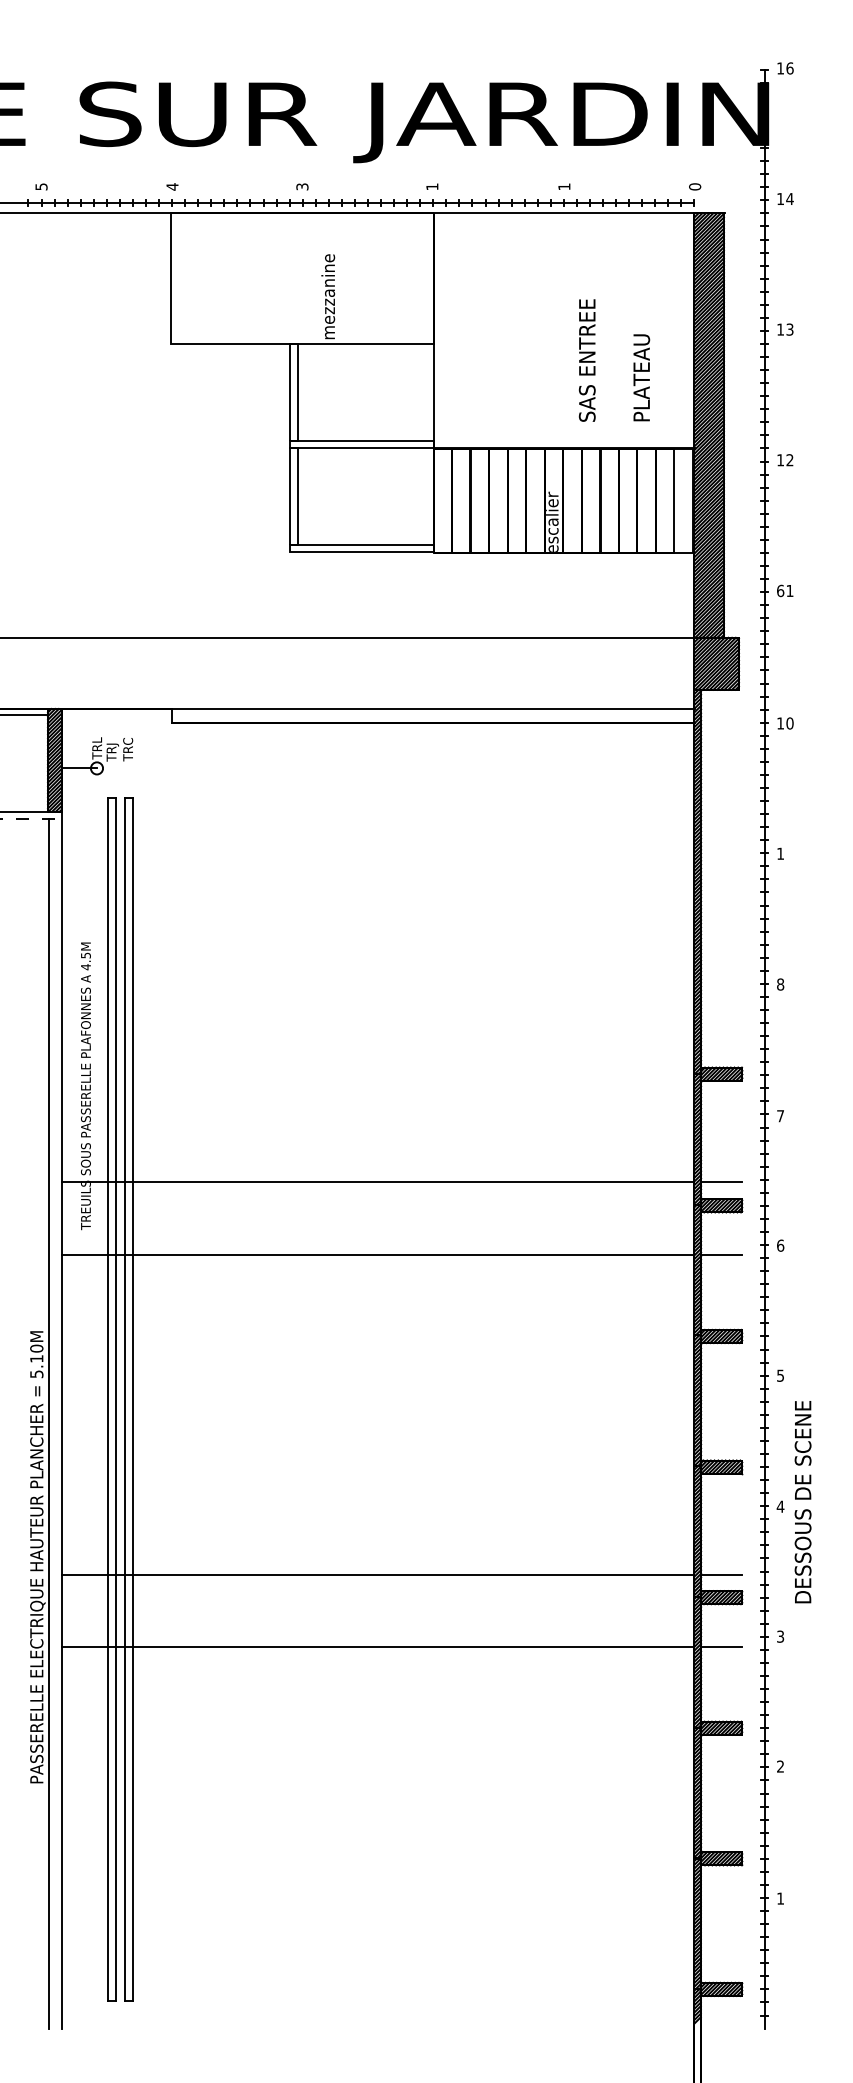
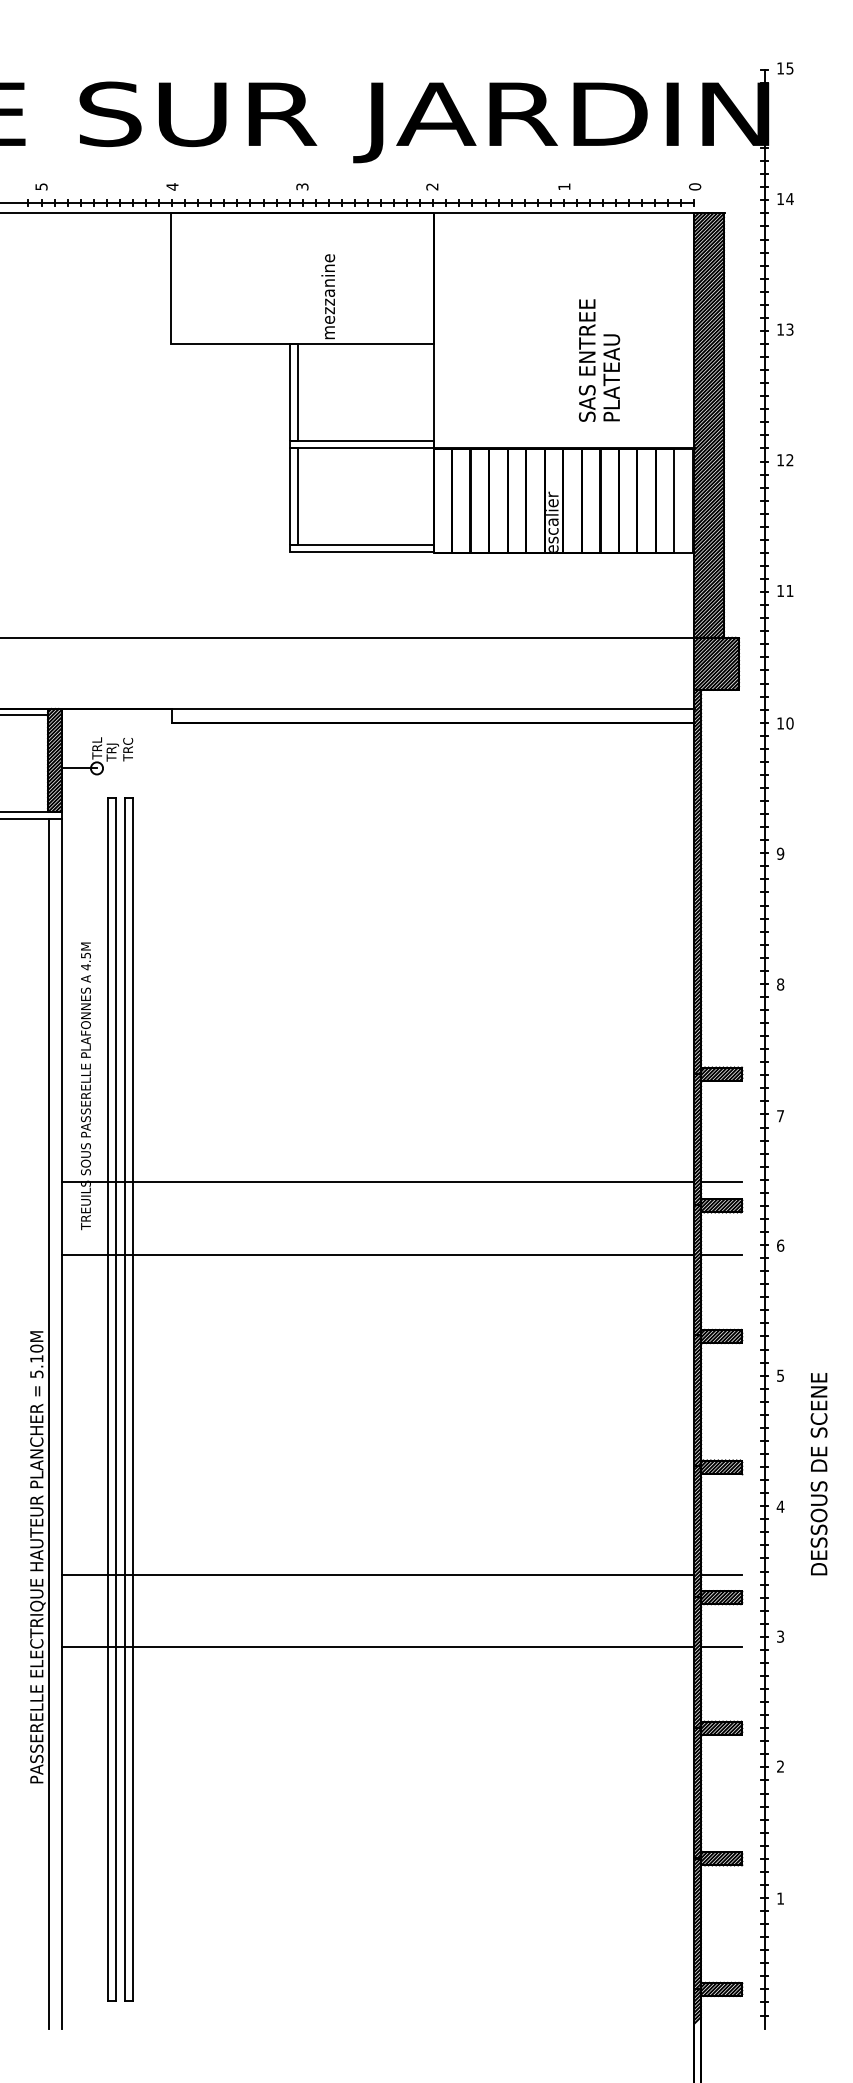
text: 16 -> 15 (789, 68)
text: 1 -> 2 (432, 186)
text position: (641, 377) -> (611, 377) (611, 377)
text: 61 -> 11 (780, 590)
line: dashed -> solid (31, 818)
text: 1 -> 9 (780, 853)
text position: (802, 1502) -> (818, 1474) (818, 1474)
